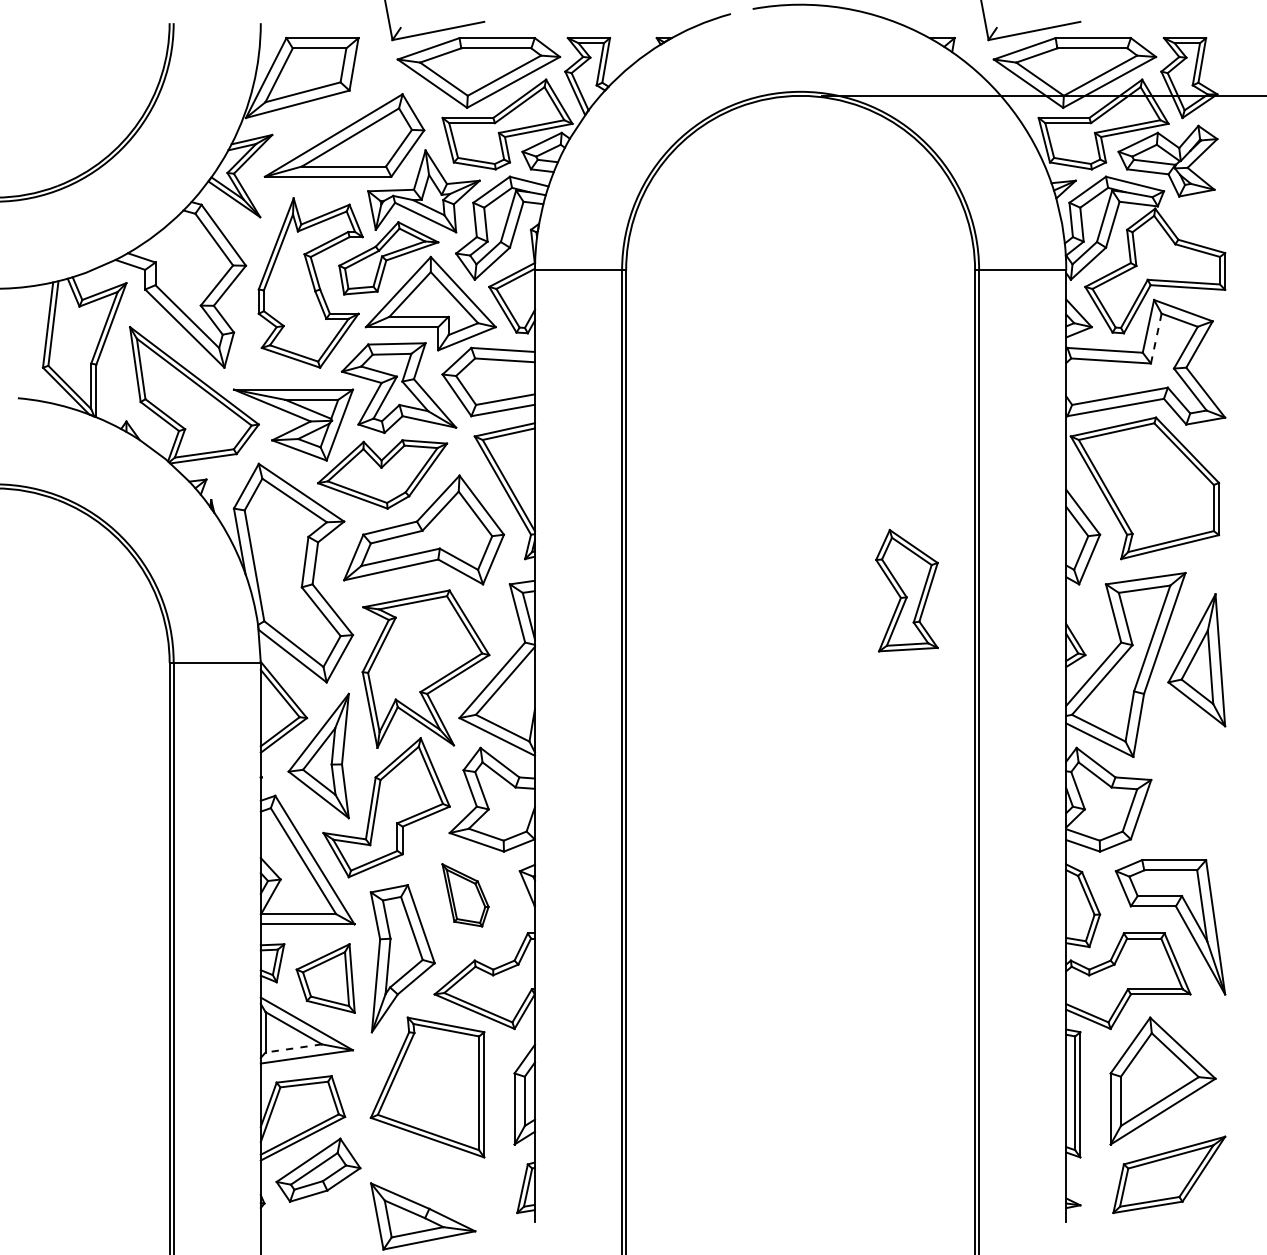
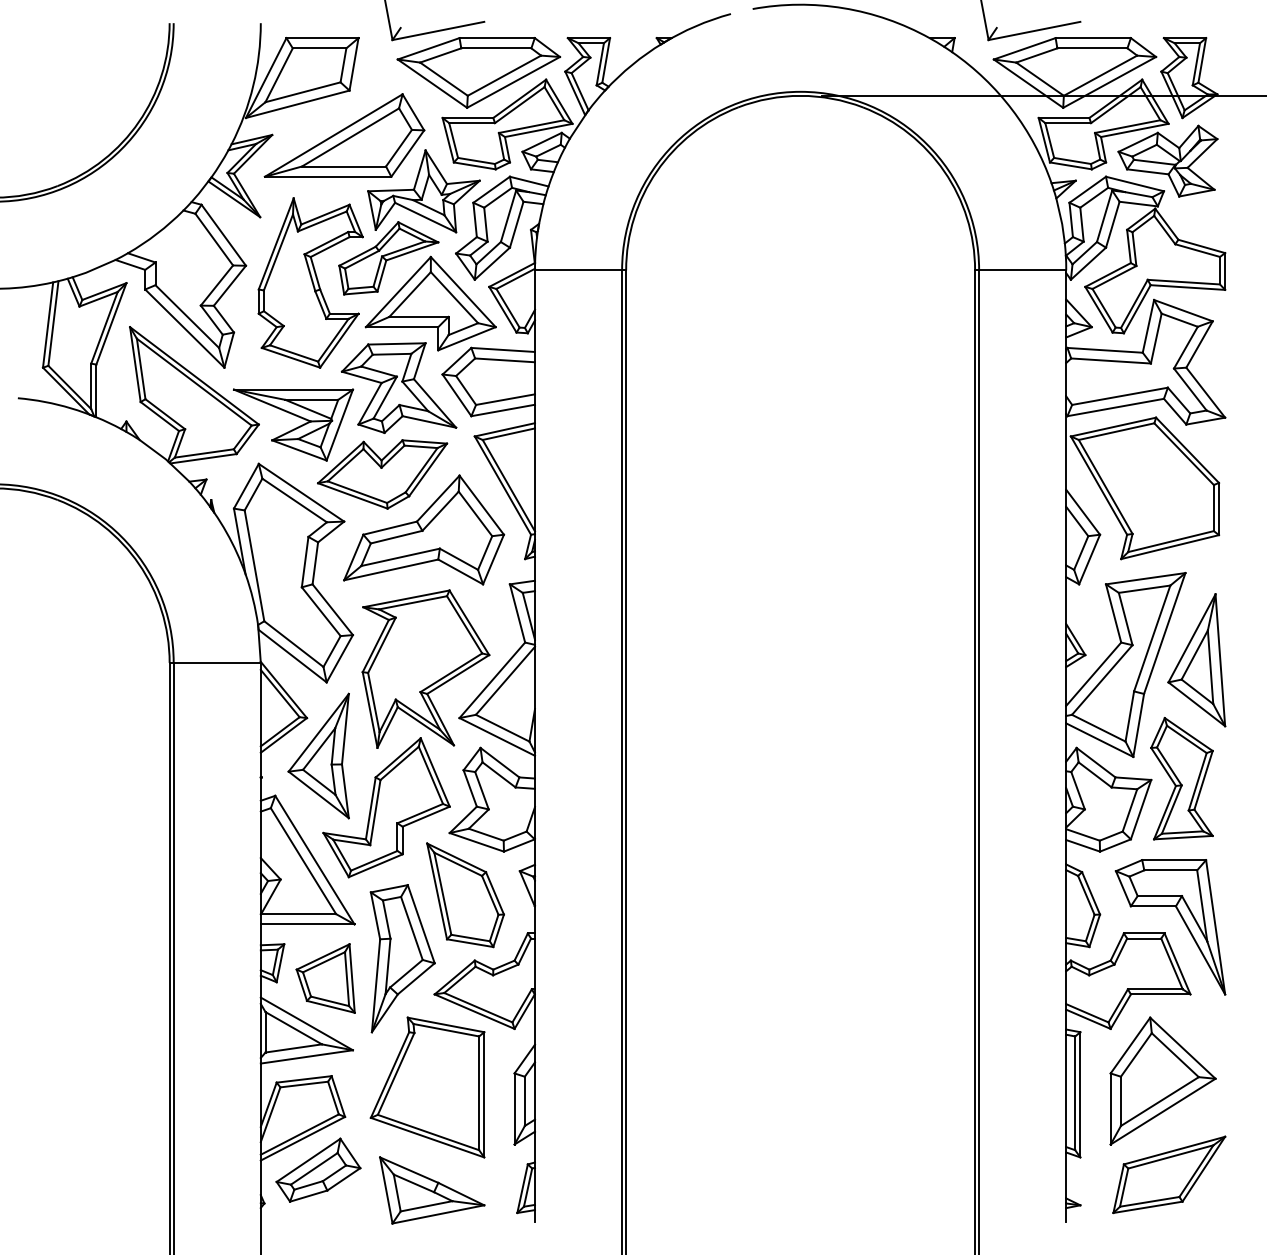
line: dashed -> solid (1156, 338)
part position: (906, 590) -> (1181, 778) (1181, 778)
part size: 49x65 px -> 79x107 px (465, 895)
line: dashed -> solid (293, 1048)
part position: (423, 1216) -> (432, 1190) (432, 1190)
